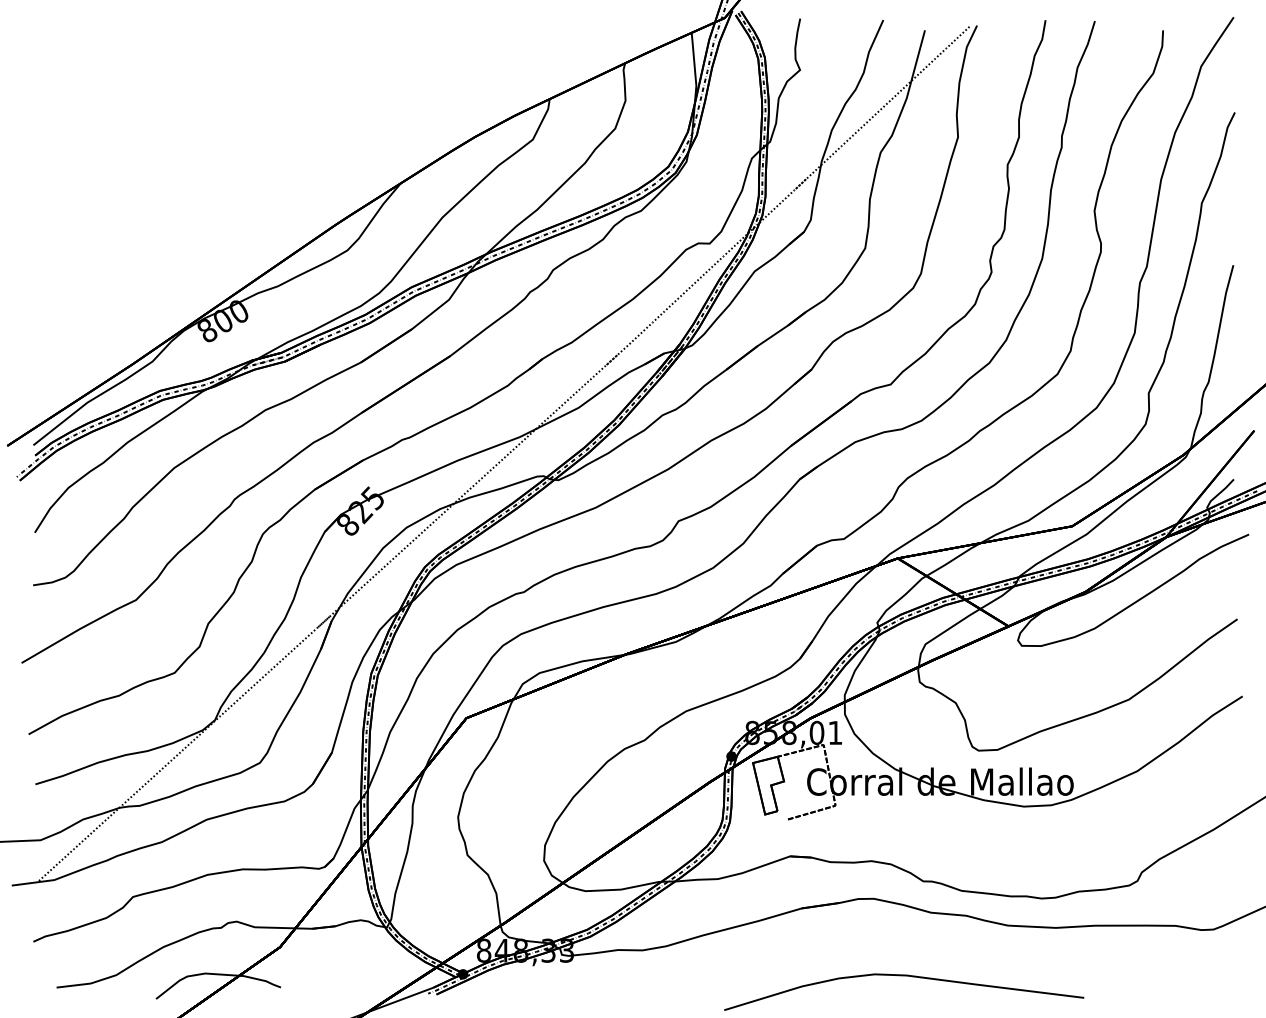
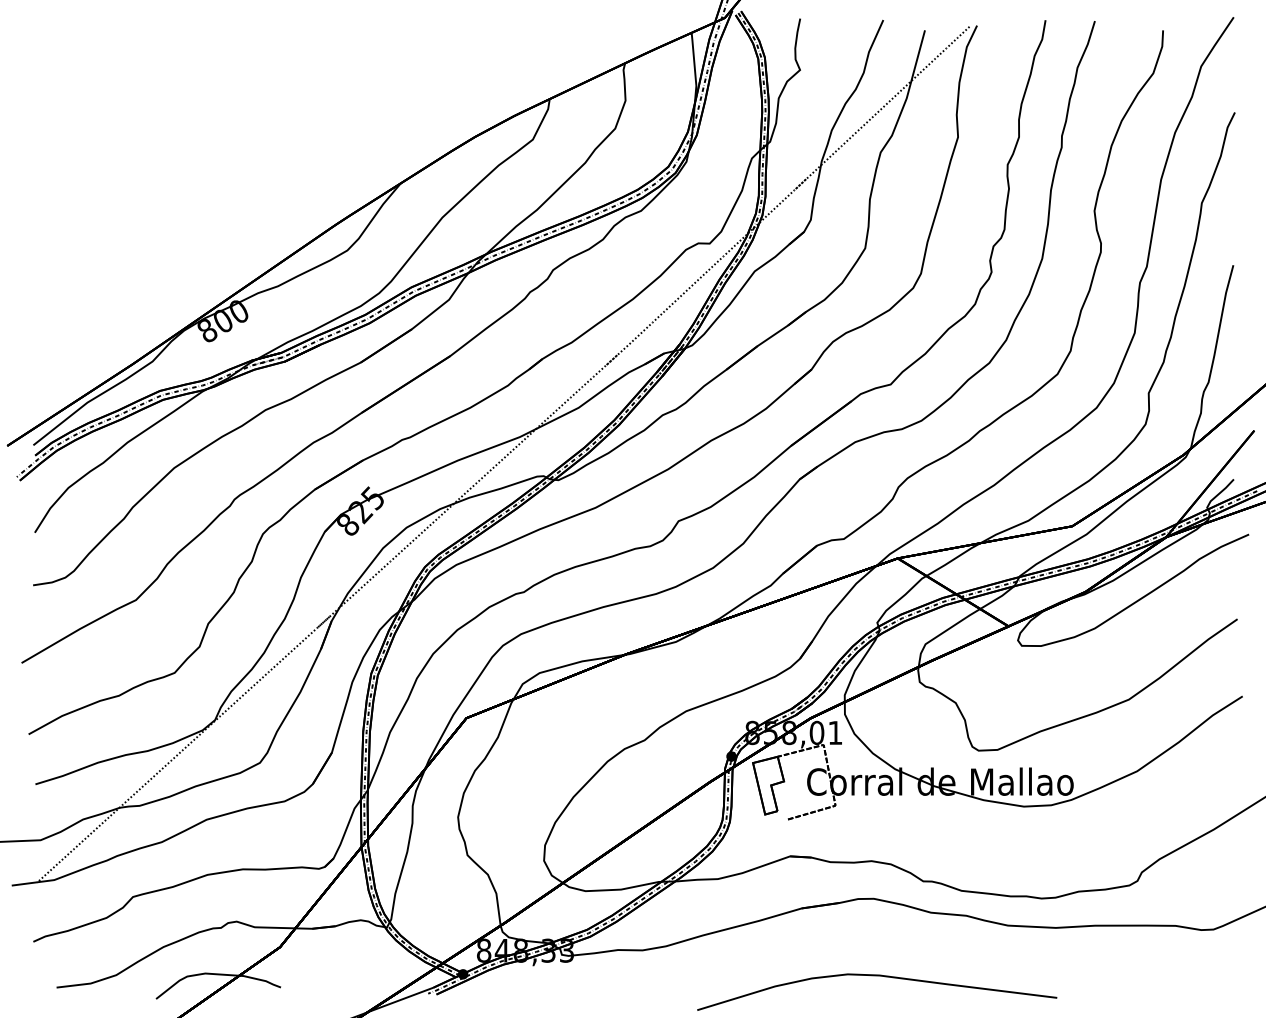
curve position: (904, 976) -> (877, 976) (877, 976)
